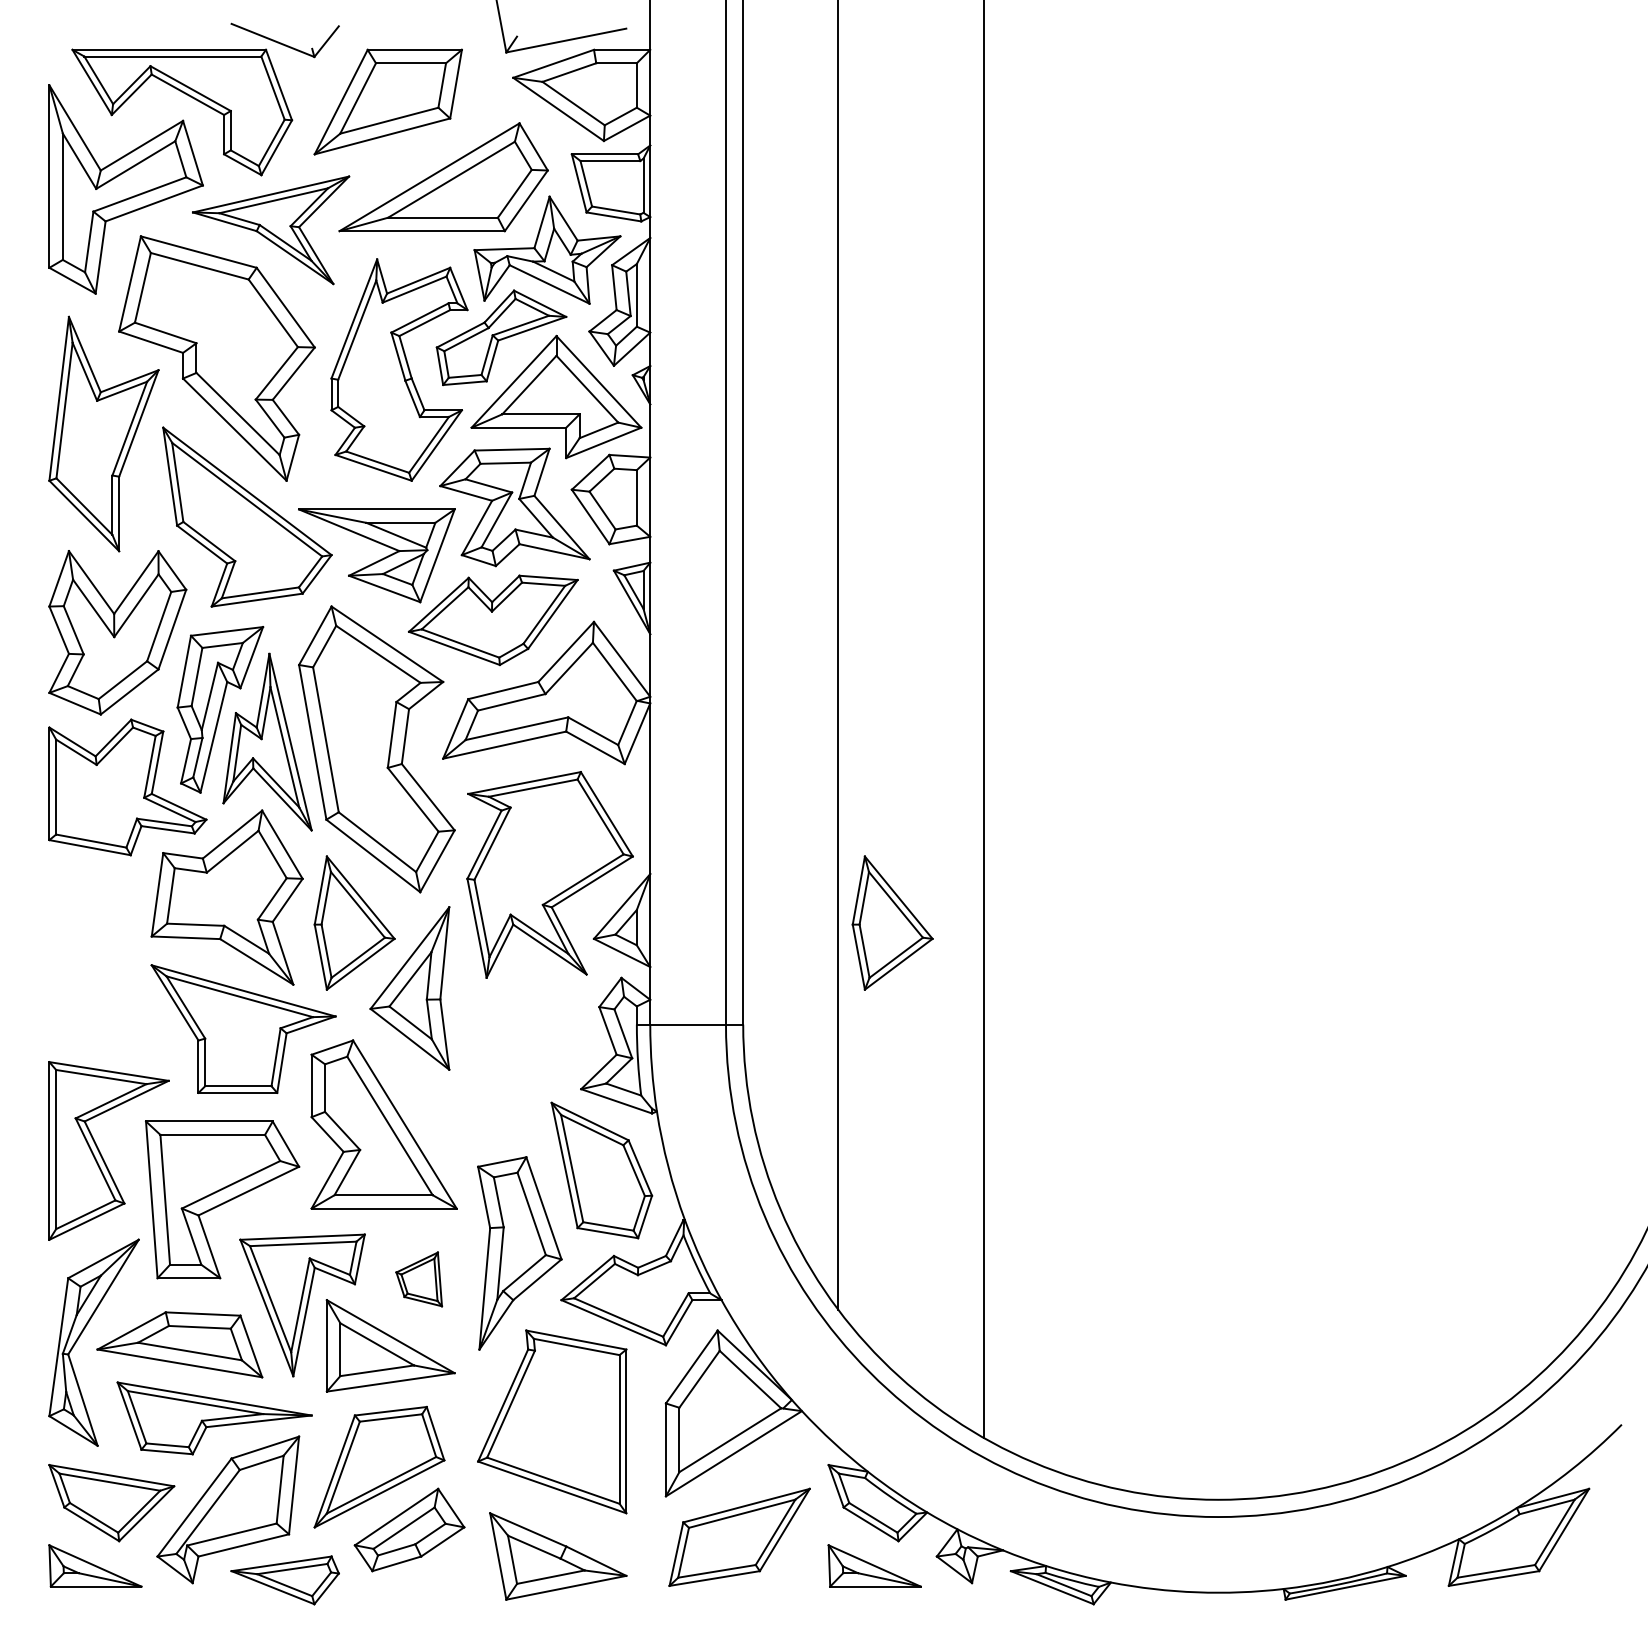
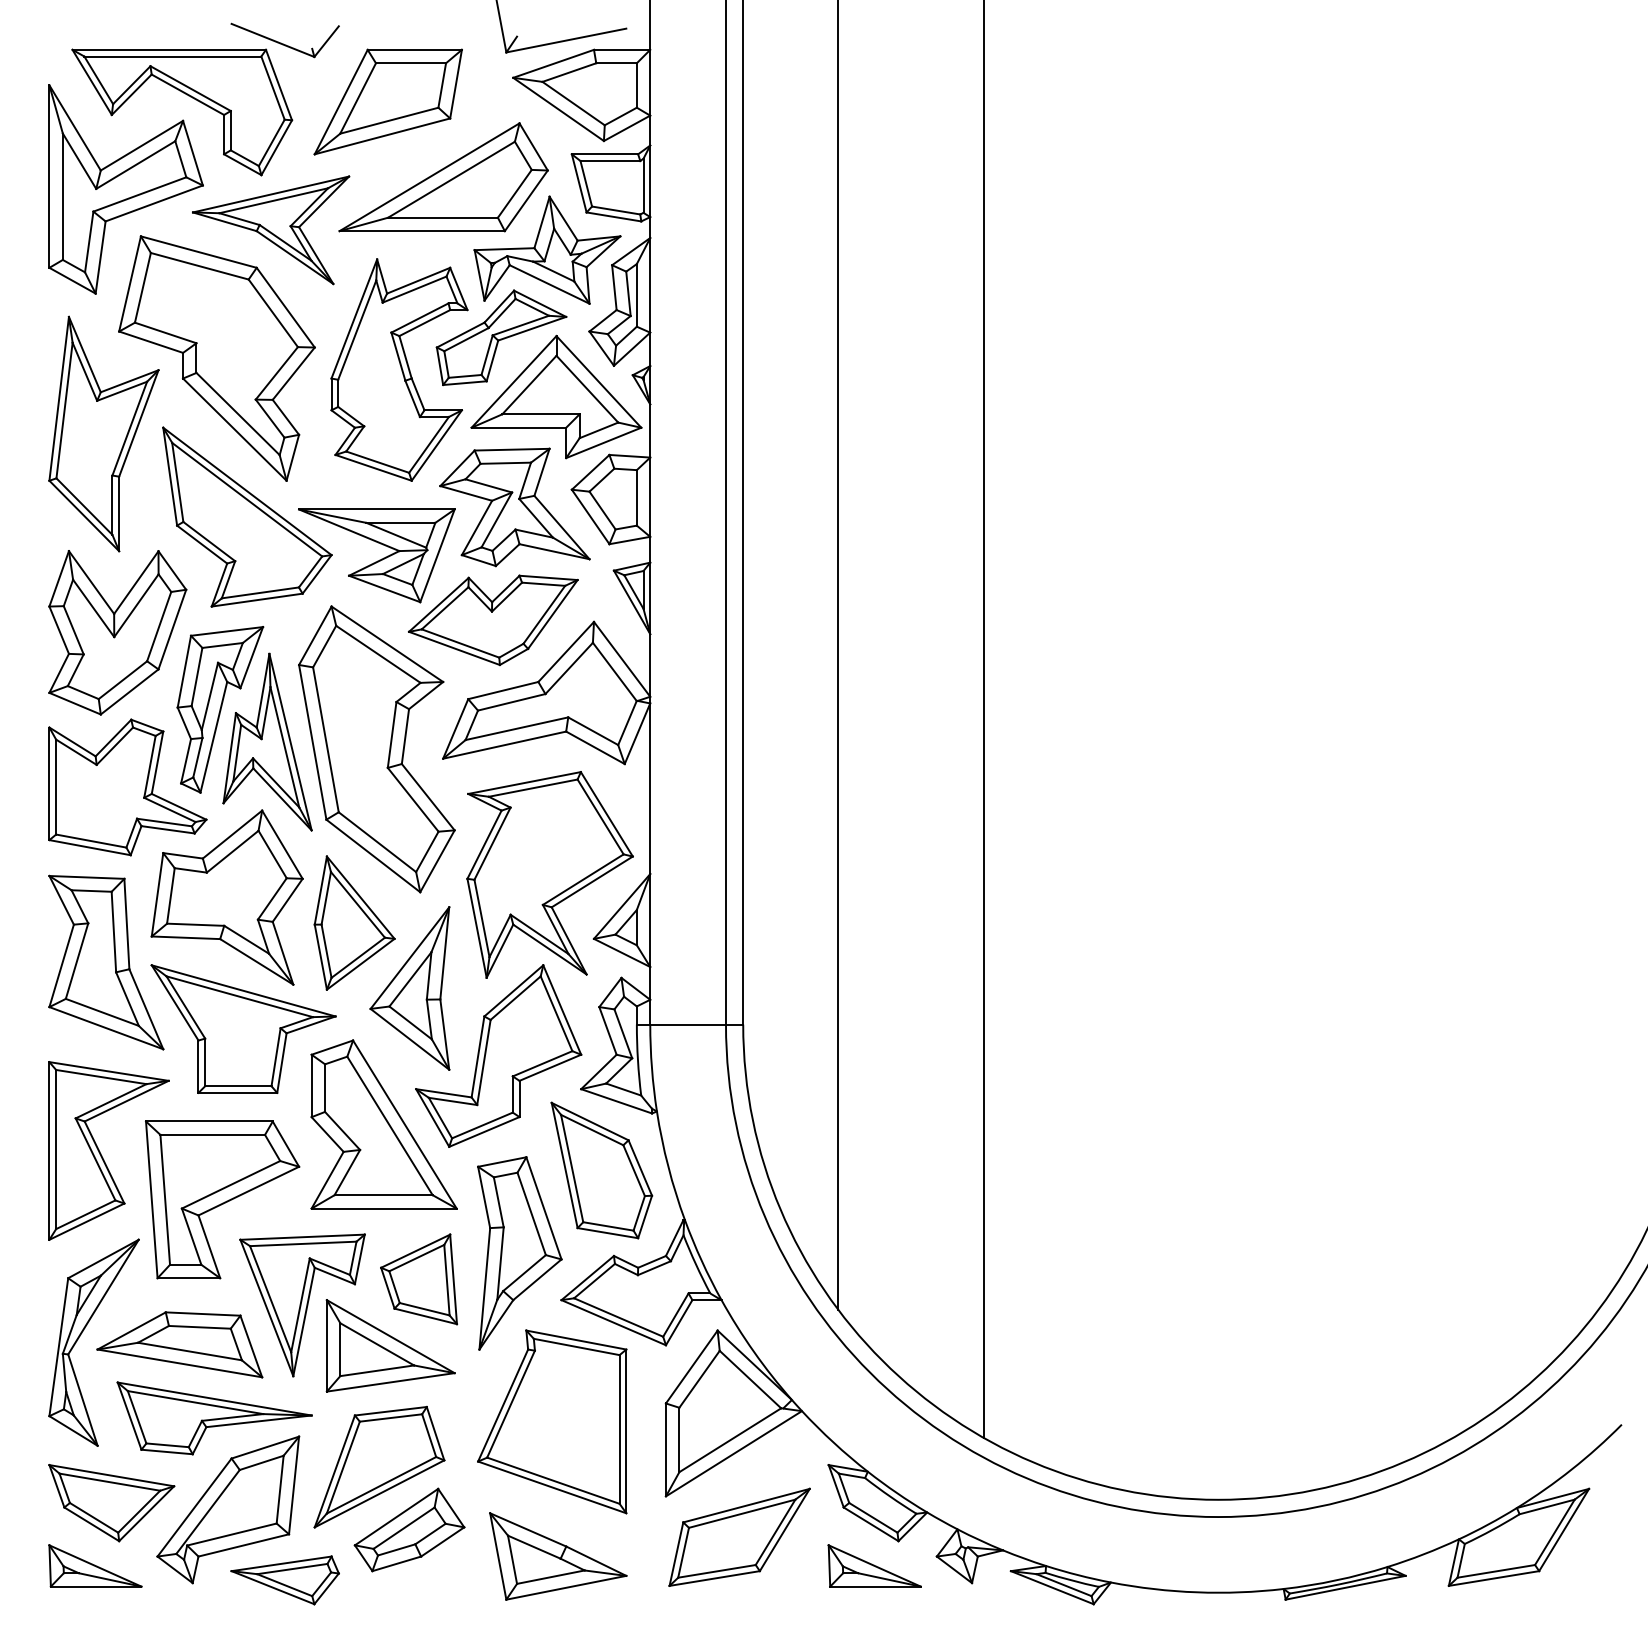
part: present -> none (892, 922)
part: none -> present (106, 962)
part: none -> present (498, 1055)
part size: 49x57 px -> 79x93 px (419, 1279)
